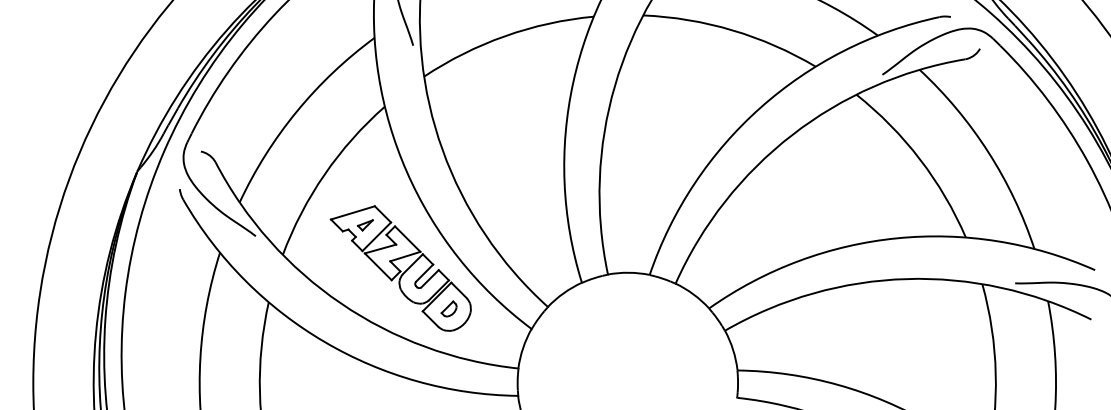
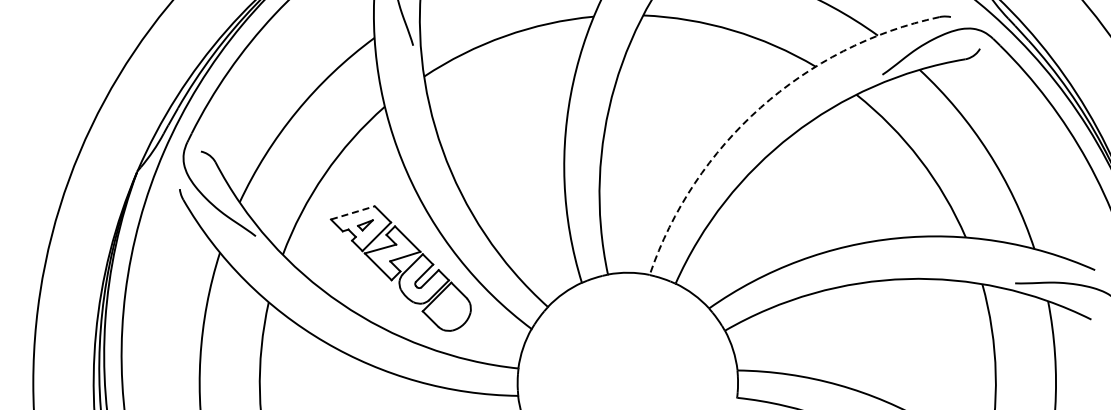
arc: solid -> dashed (760, 107)
line: solid -> dashed (352, 212)
part: present -> none (448, 308)
